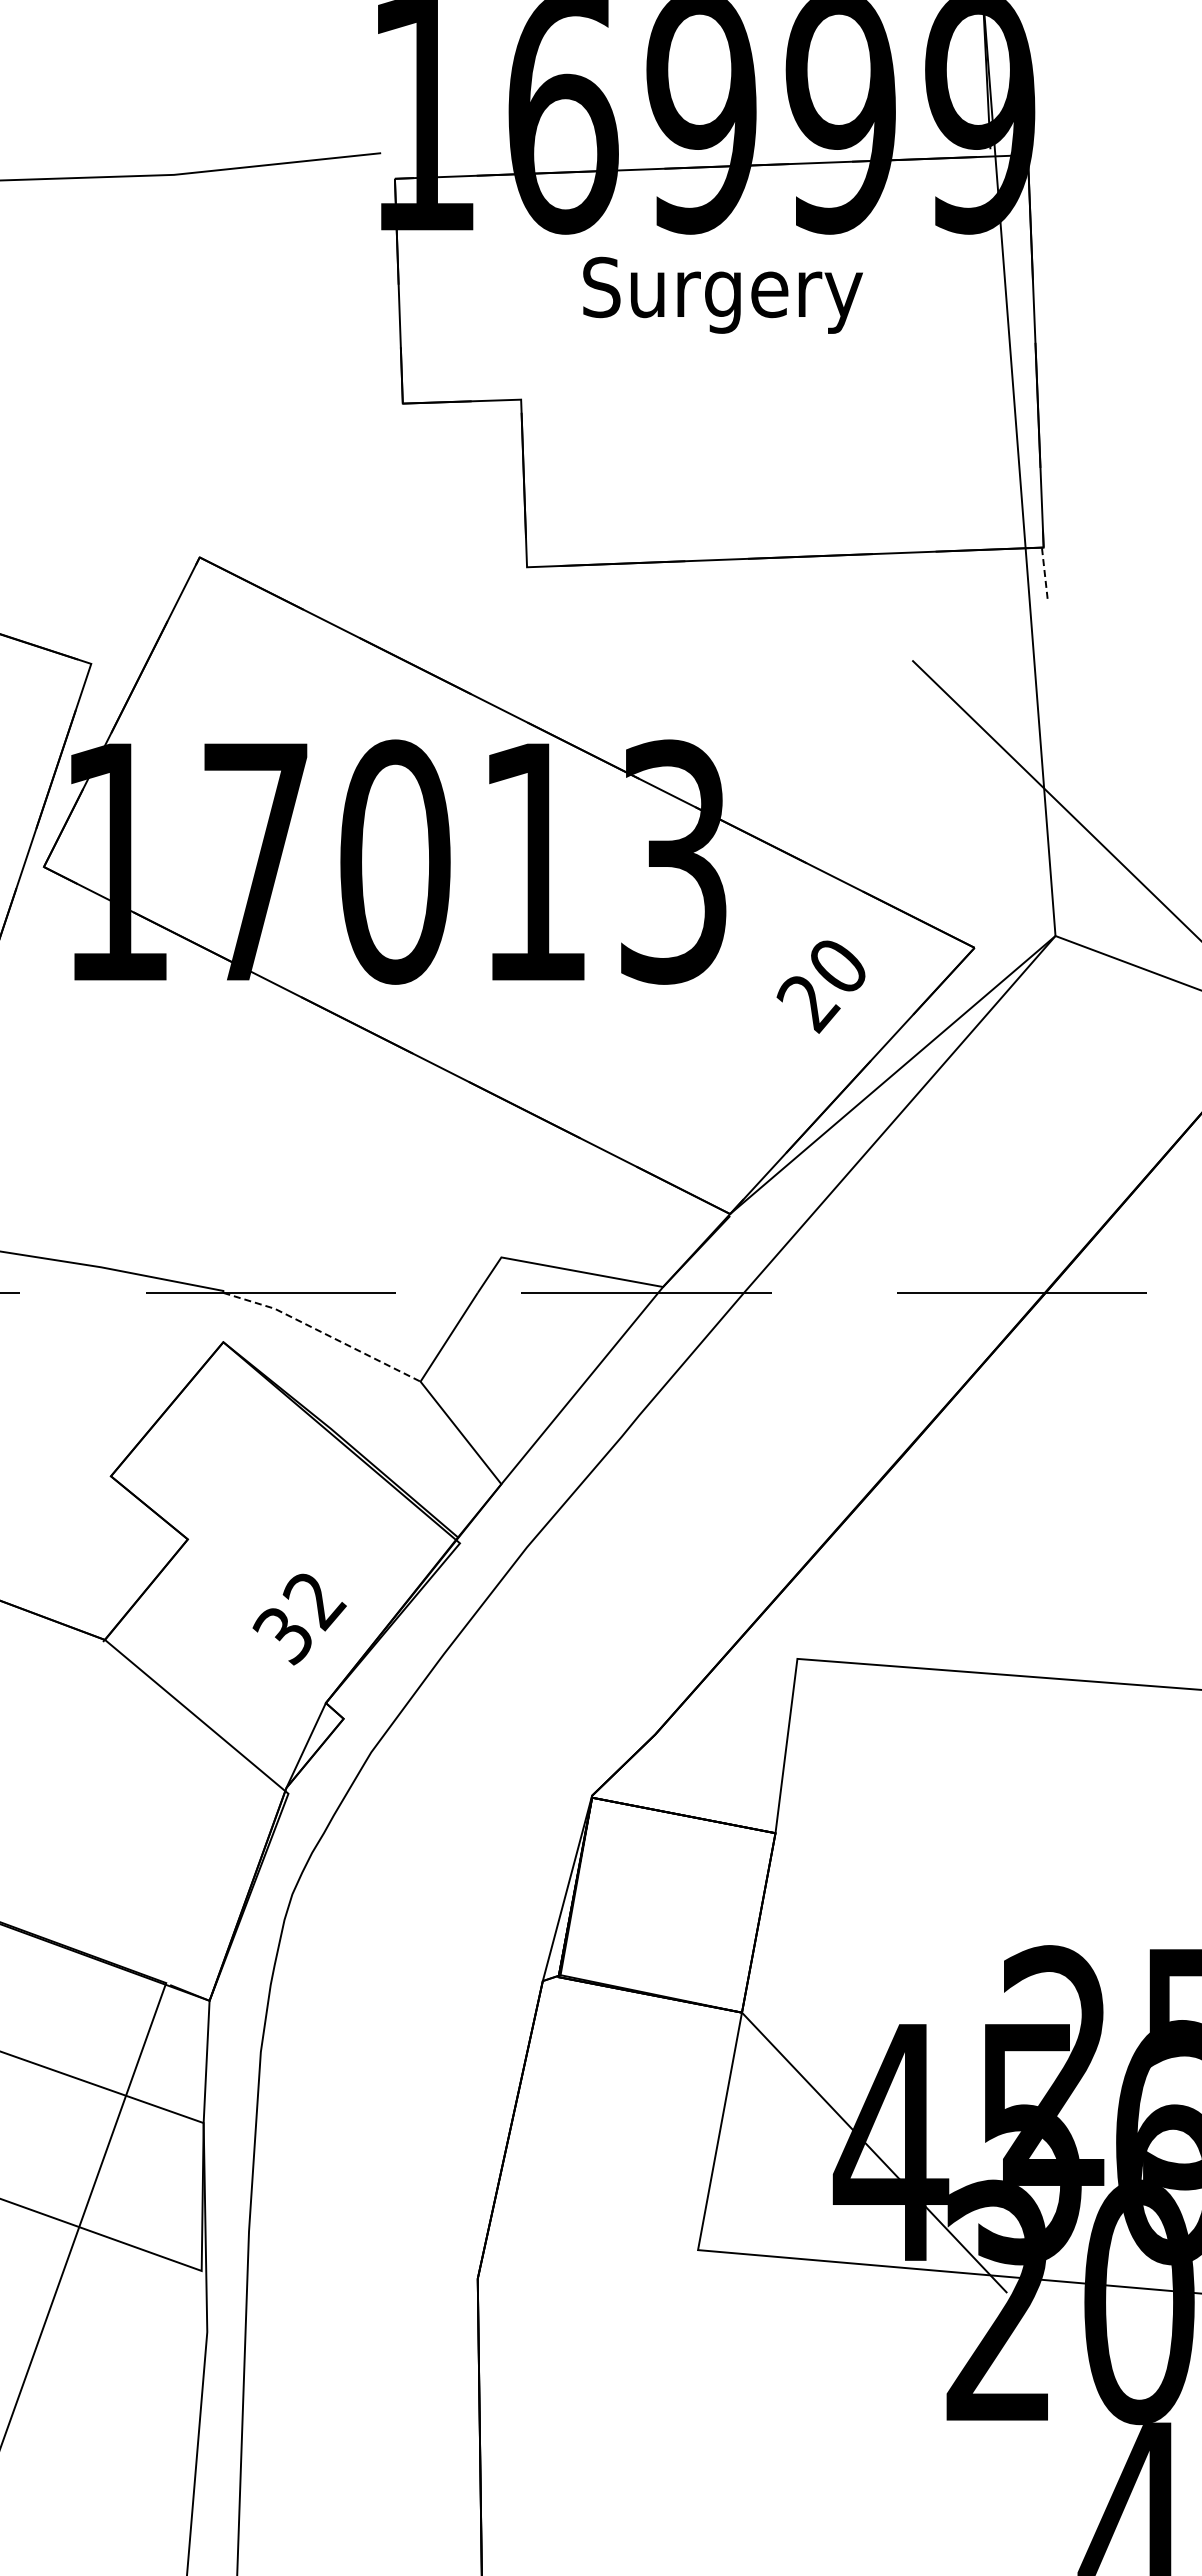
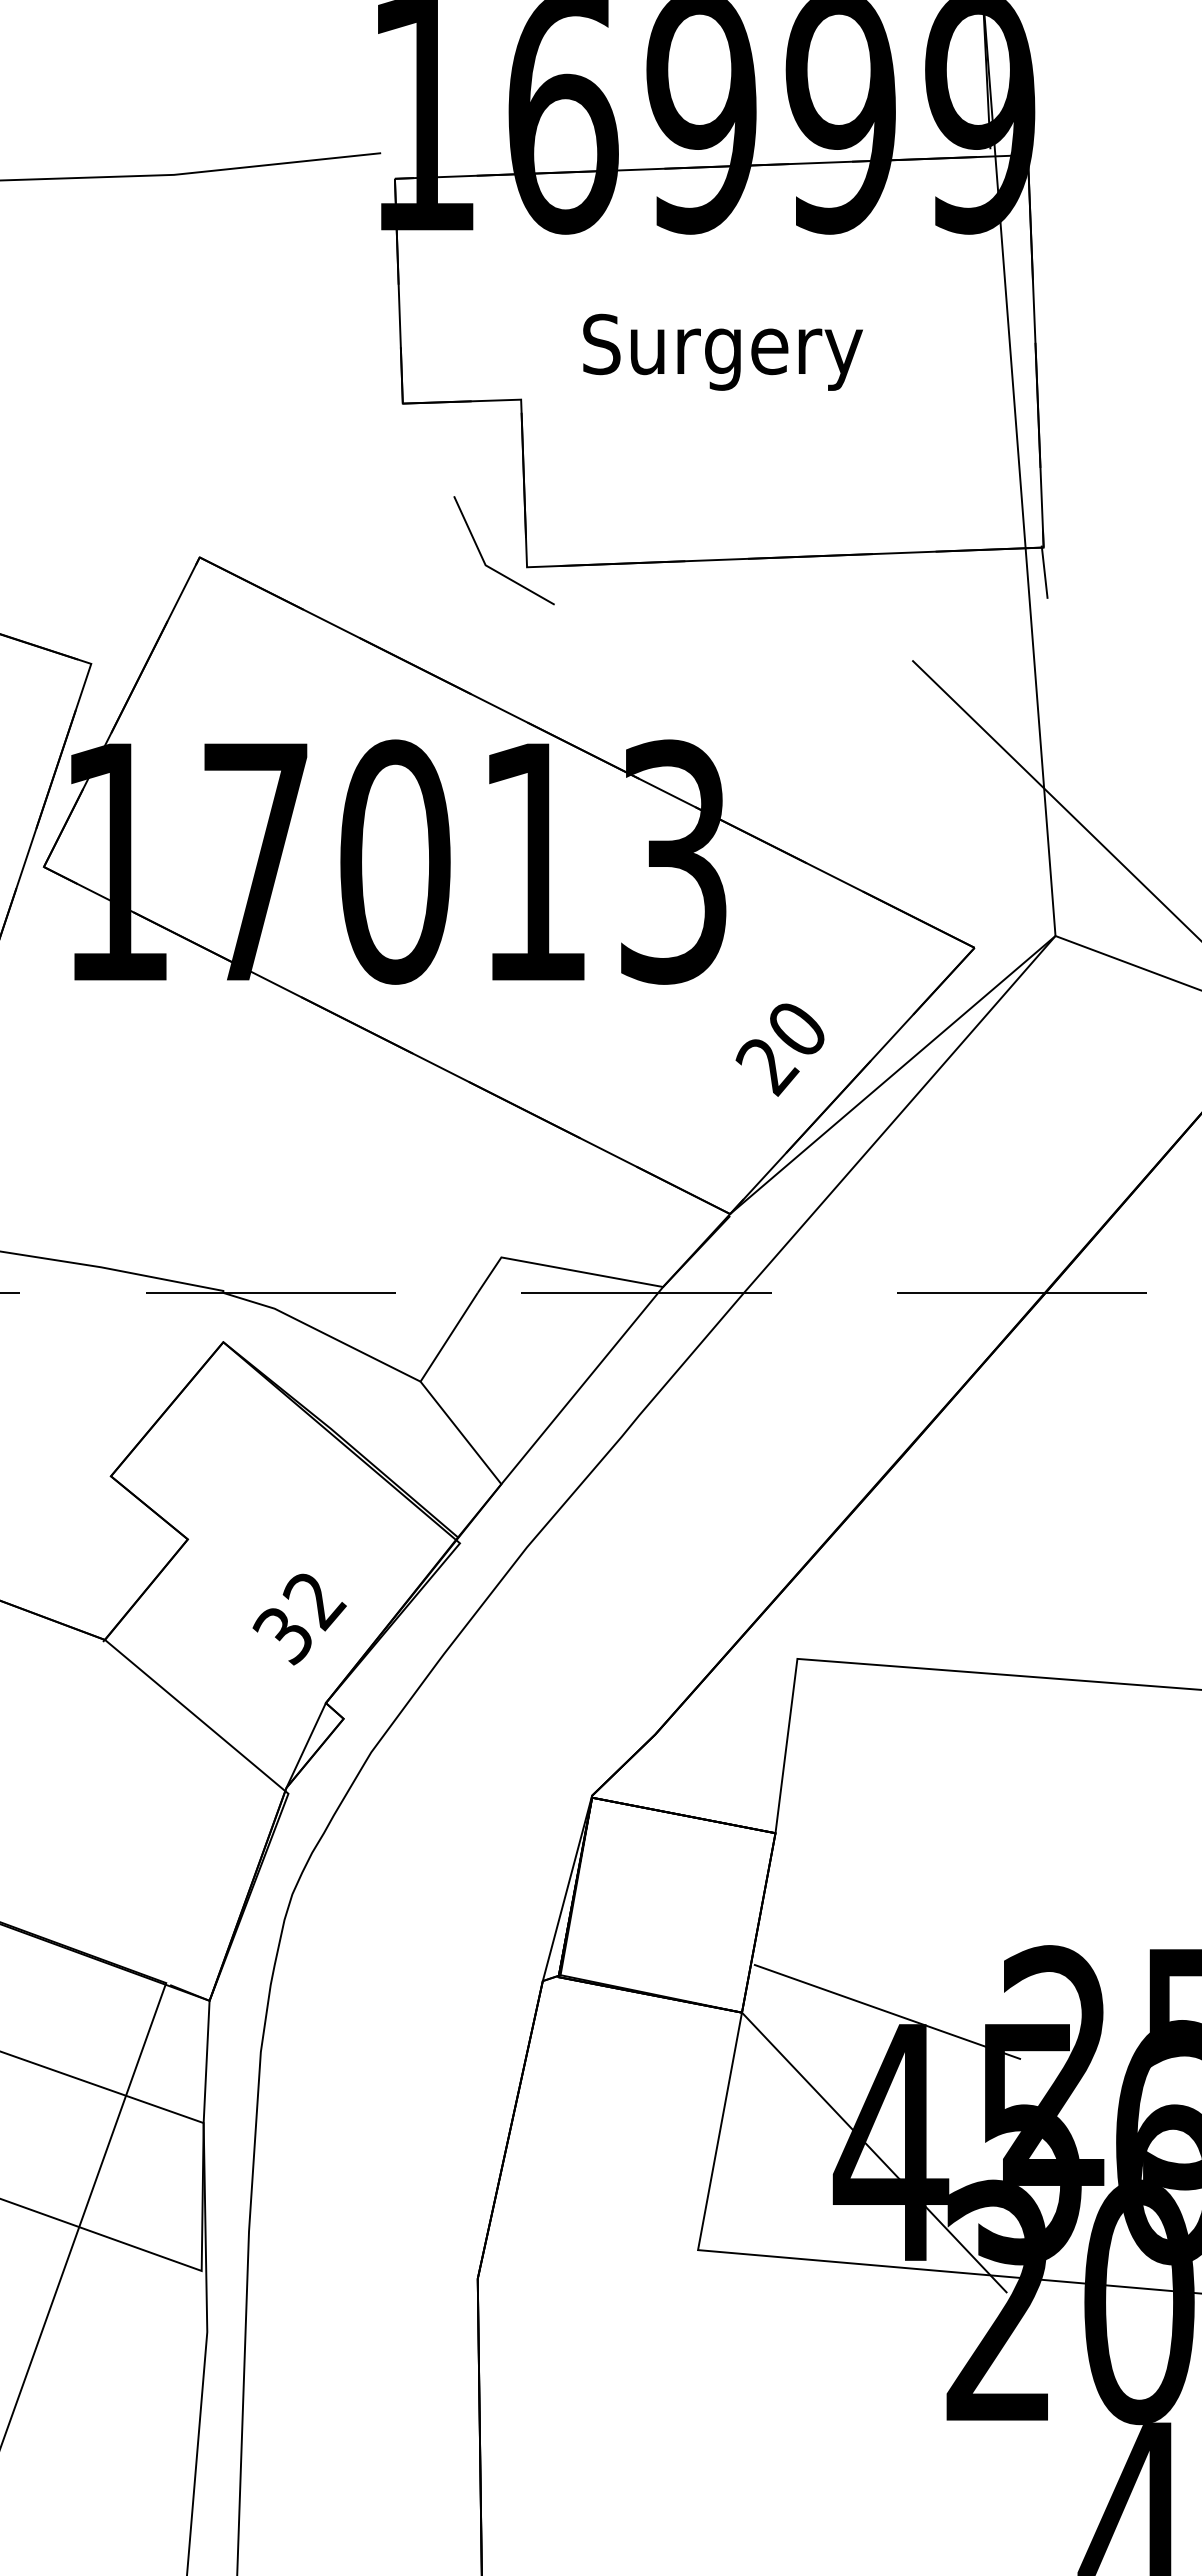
text position: (722, 294) -> (722, 351) (722, 351)
line: none -> present (493, 568)
line: dashed -> solid (1044, 572)
text position: (820, 986) -> (779, 1049) (779, 1049)
line: dashed -> solid (323, 1333)
line: none -> present (887, 2011)
